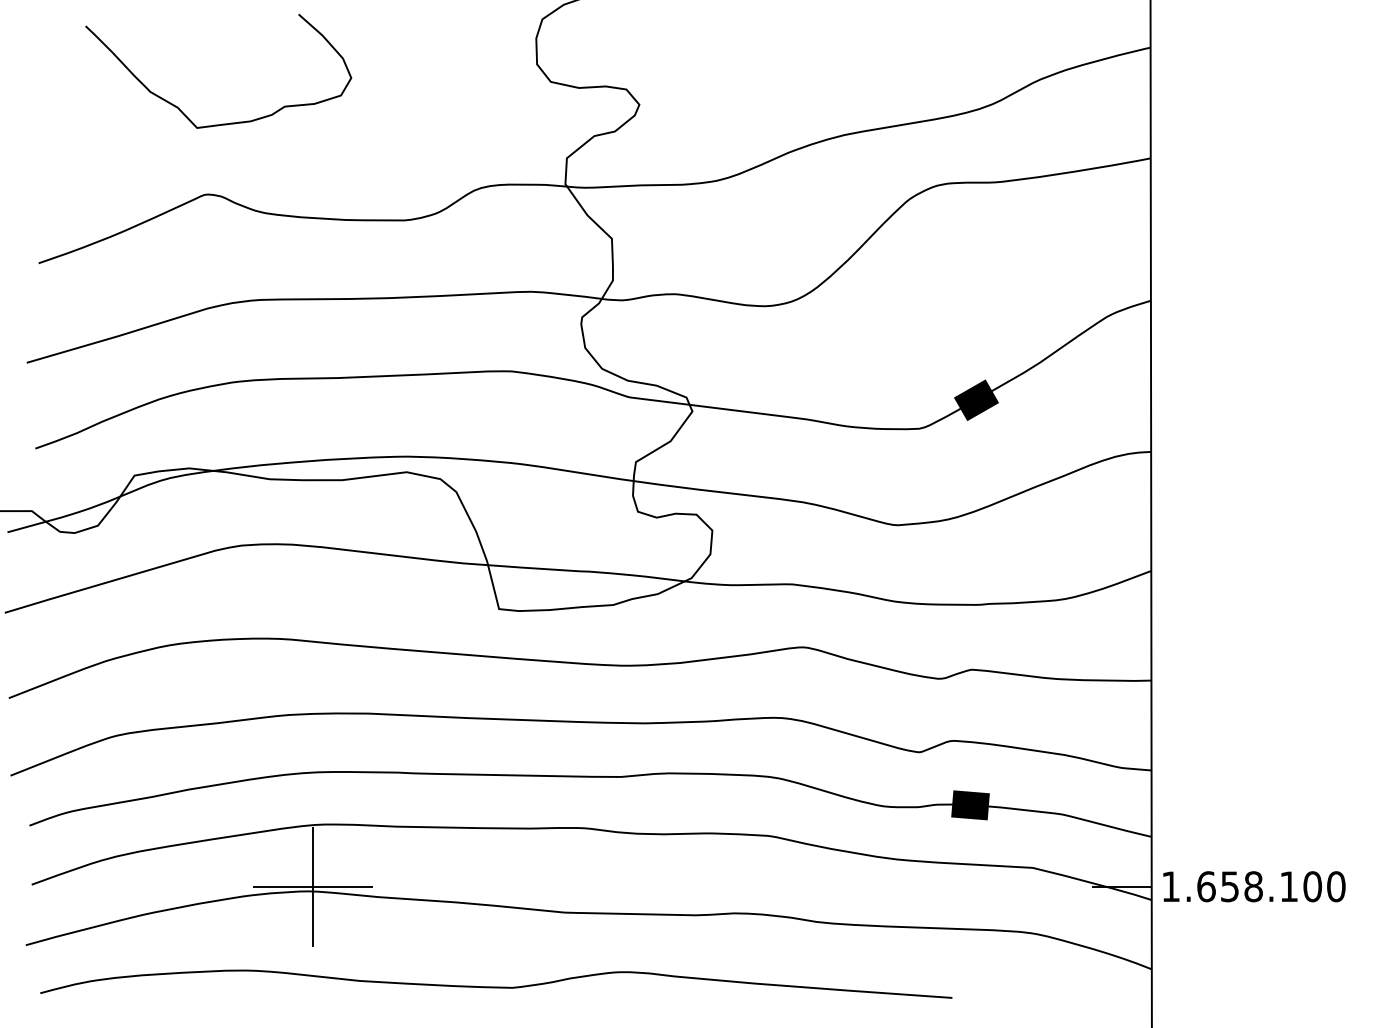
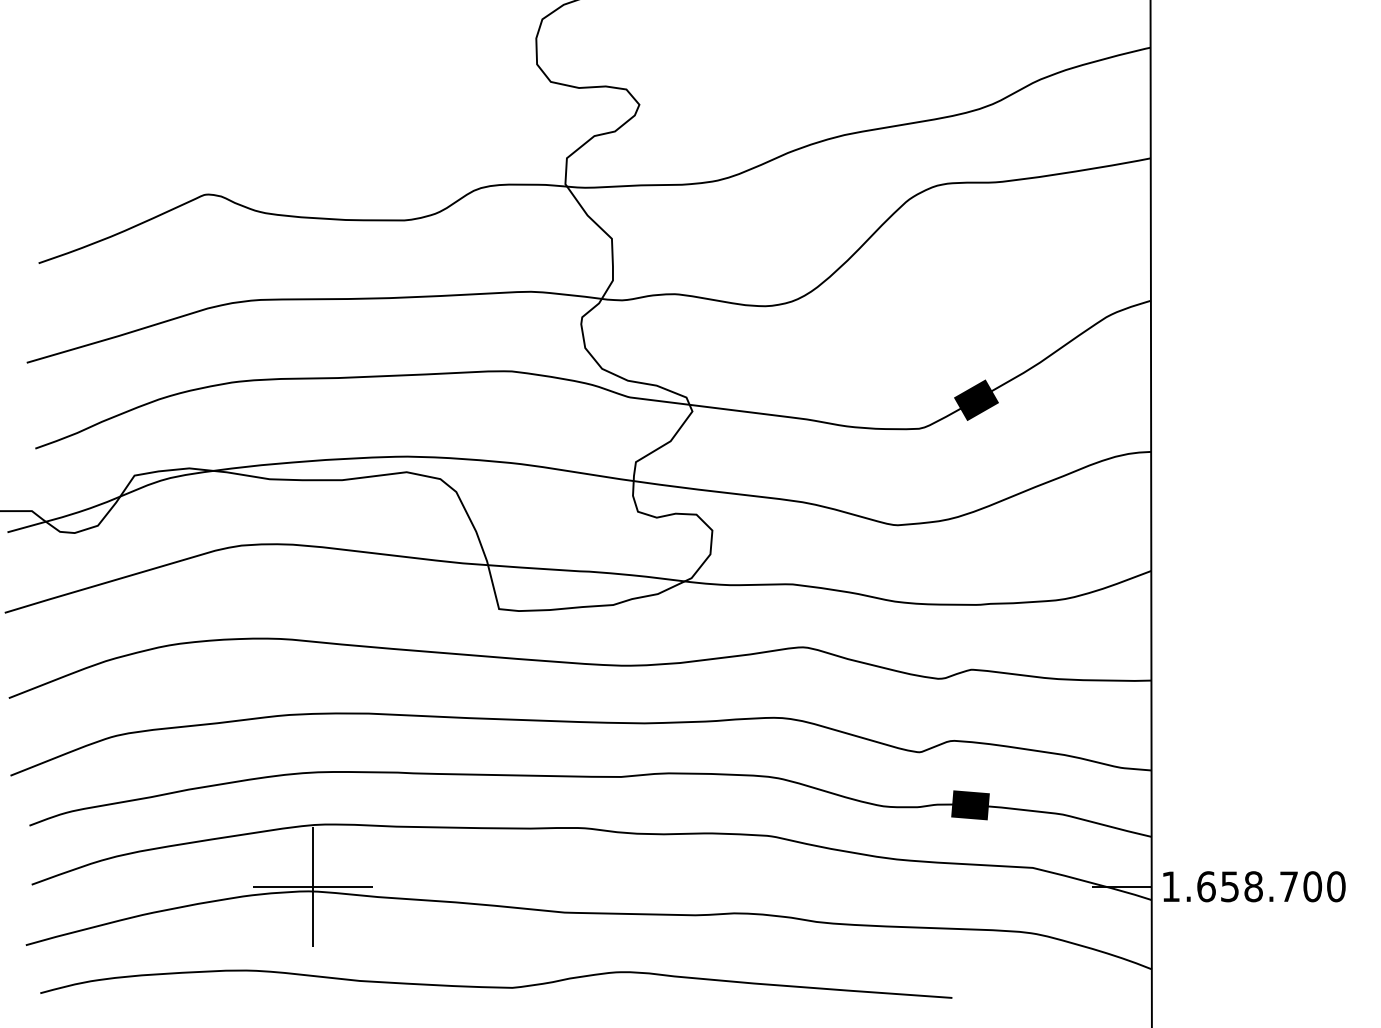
curve: present -> none (222, 123)
text: 1.658.100 -> 1.658.700 (1288, 886)
